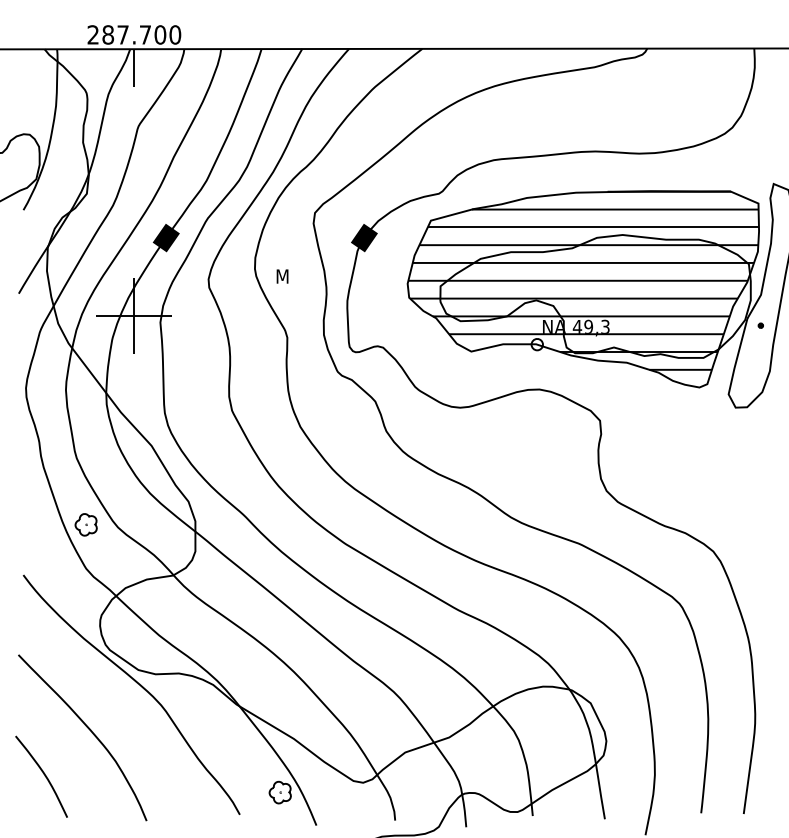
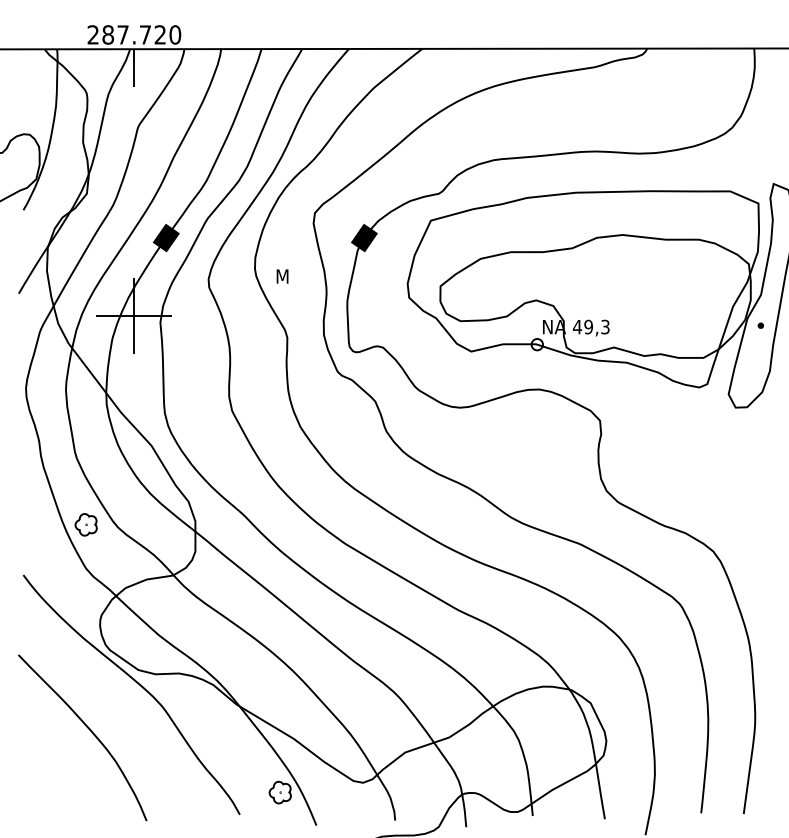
text: 287.700 -> 287.720 (160, 34)
hatch: present -> none (583, 280)
curve: present -> none (43, 774)
